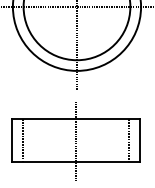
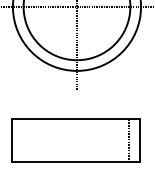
line: present -> none (22, 140)
line: present -> none (75, 140)
